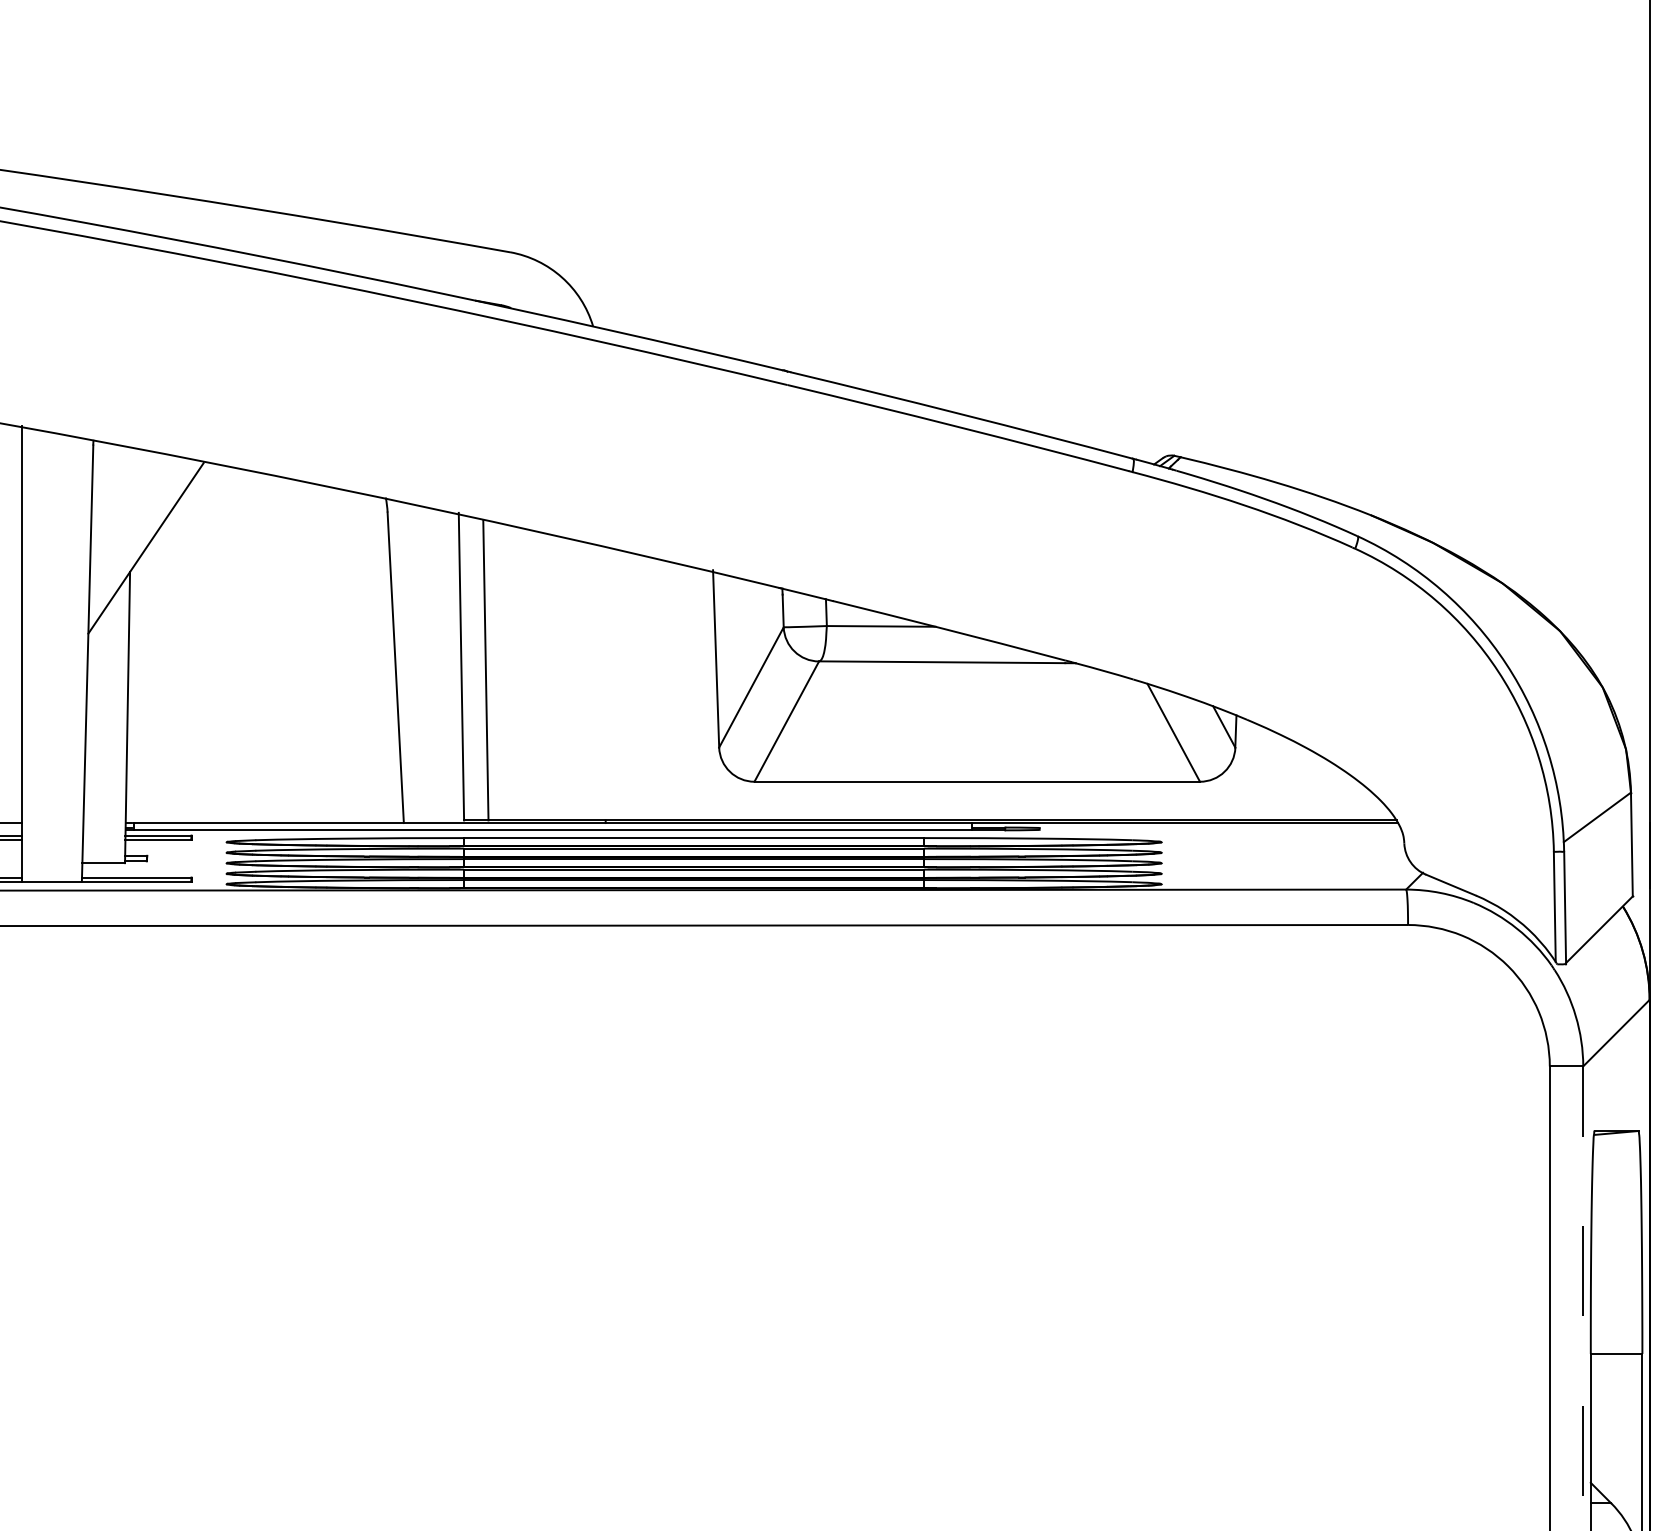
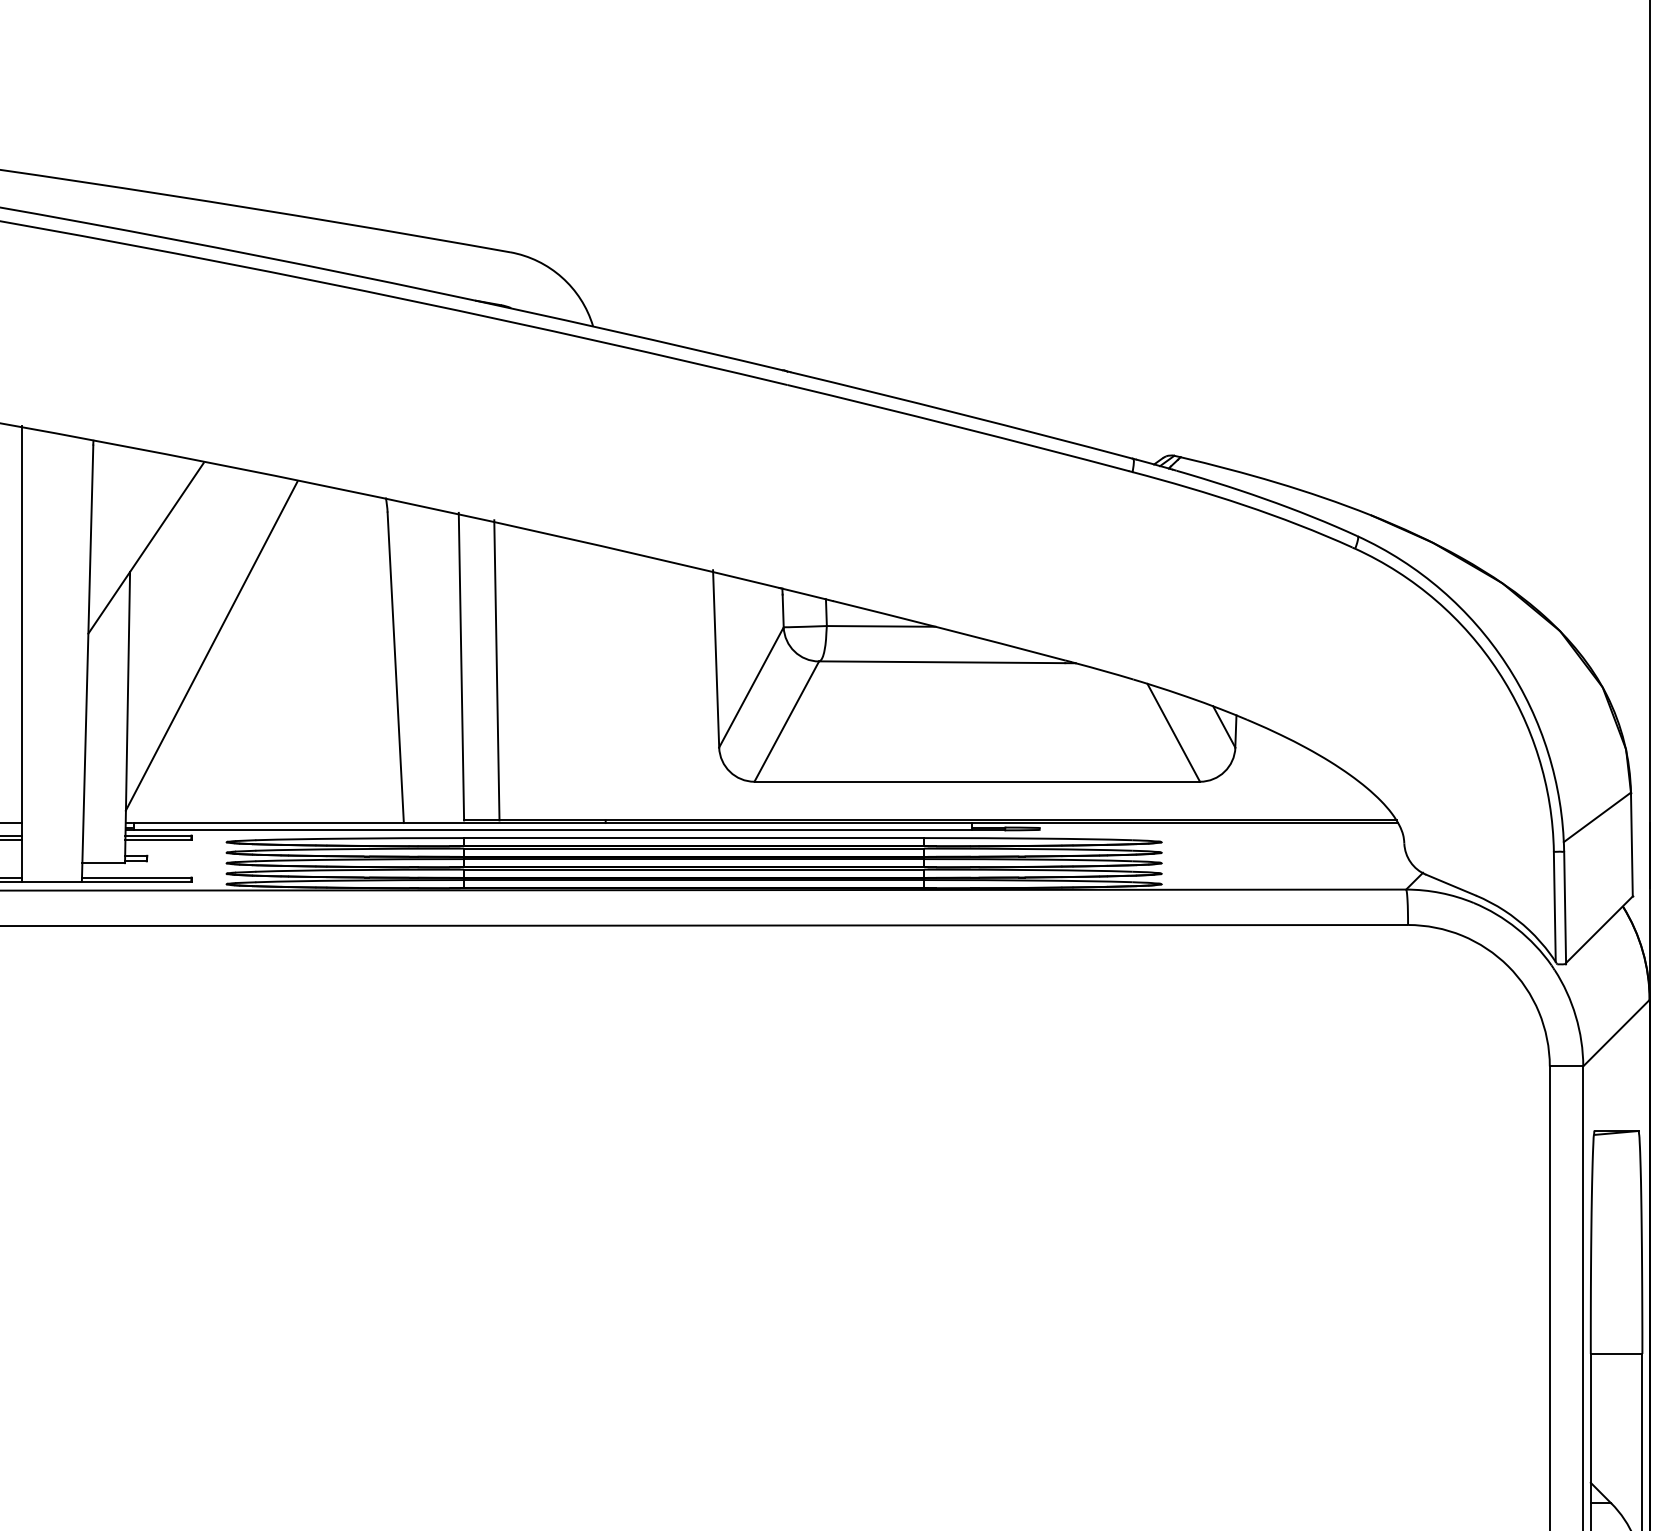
line: none -> present (211, 645)
line position: (485, 670) -> (496, 670) (496, 670)
line: dashed -> solid (1583, 1298)
